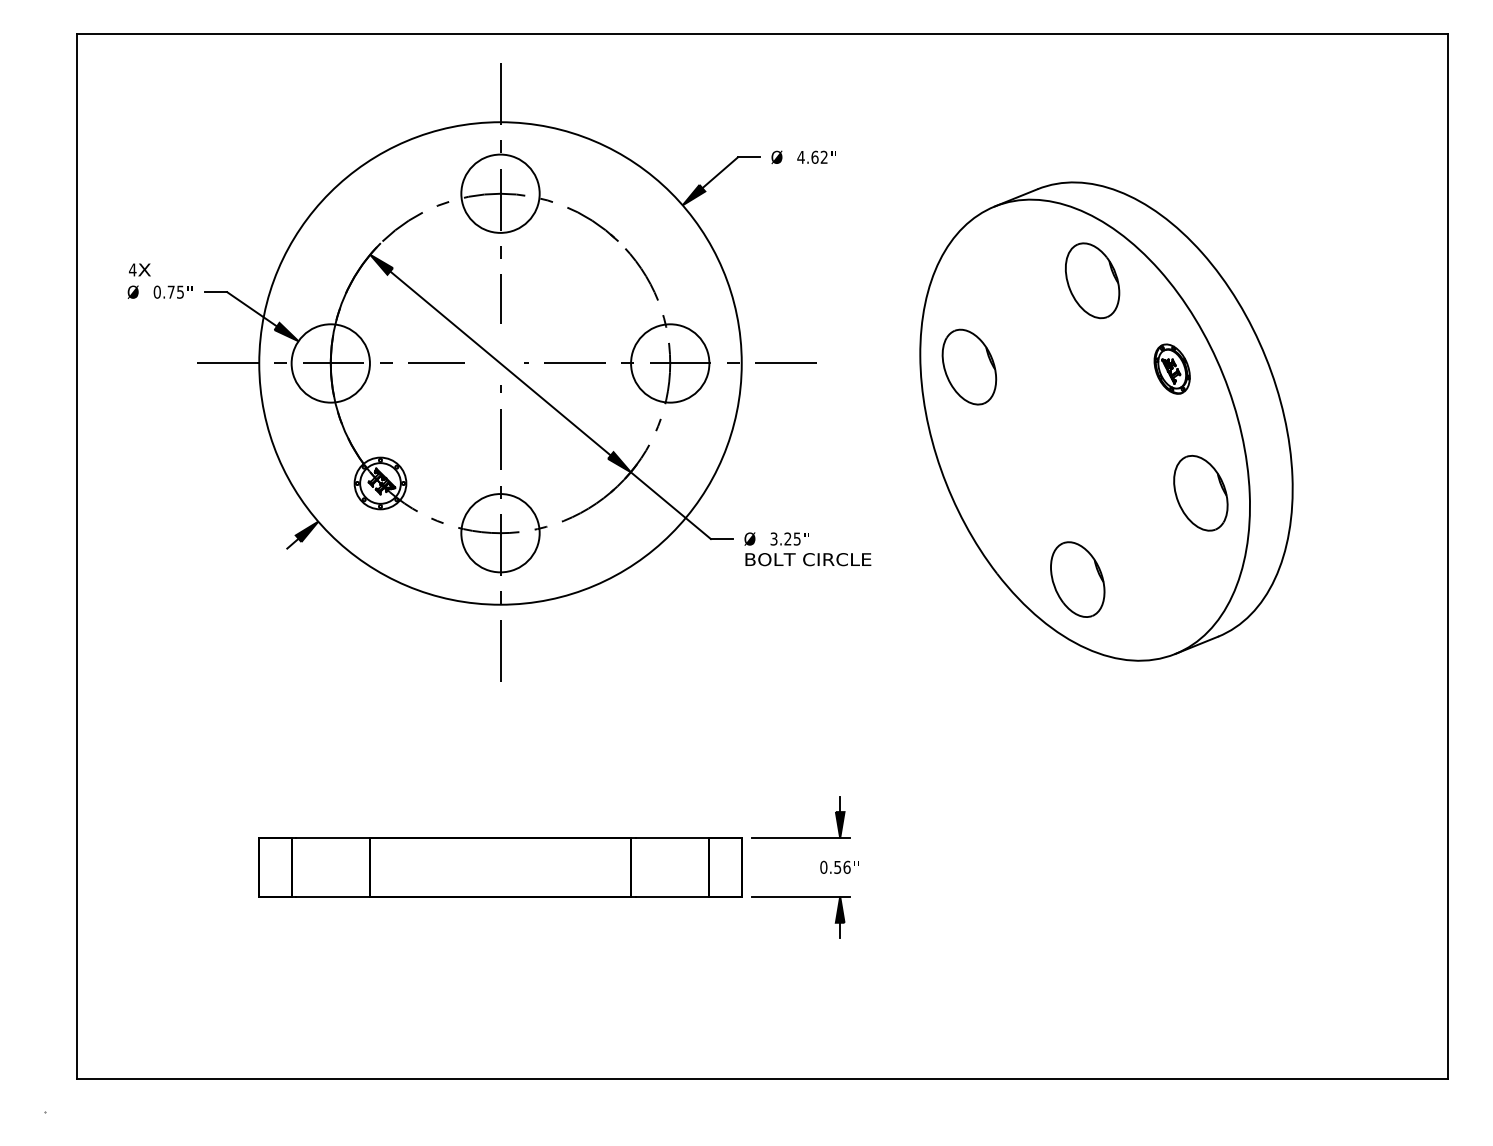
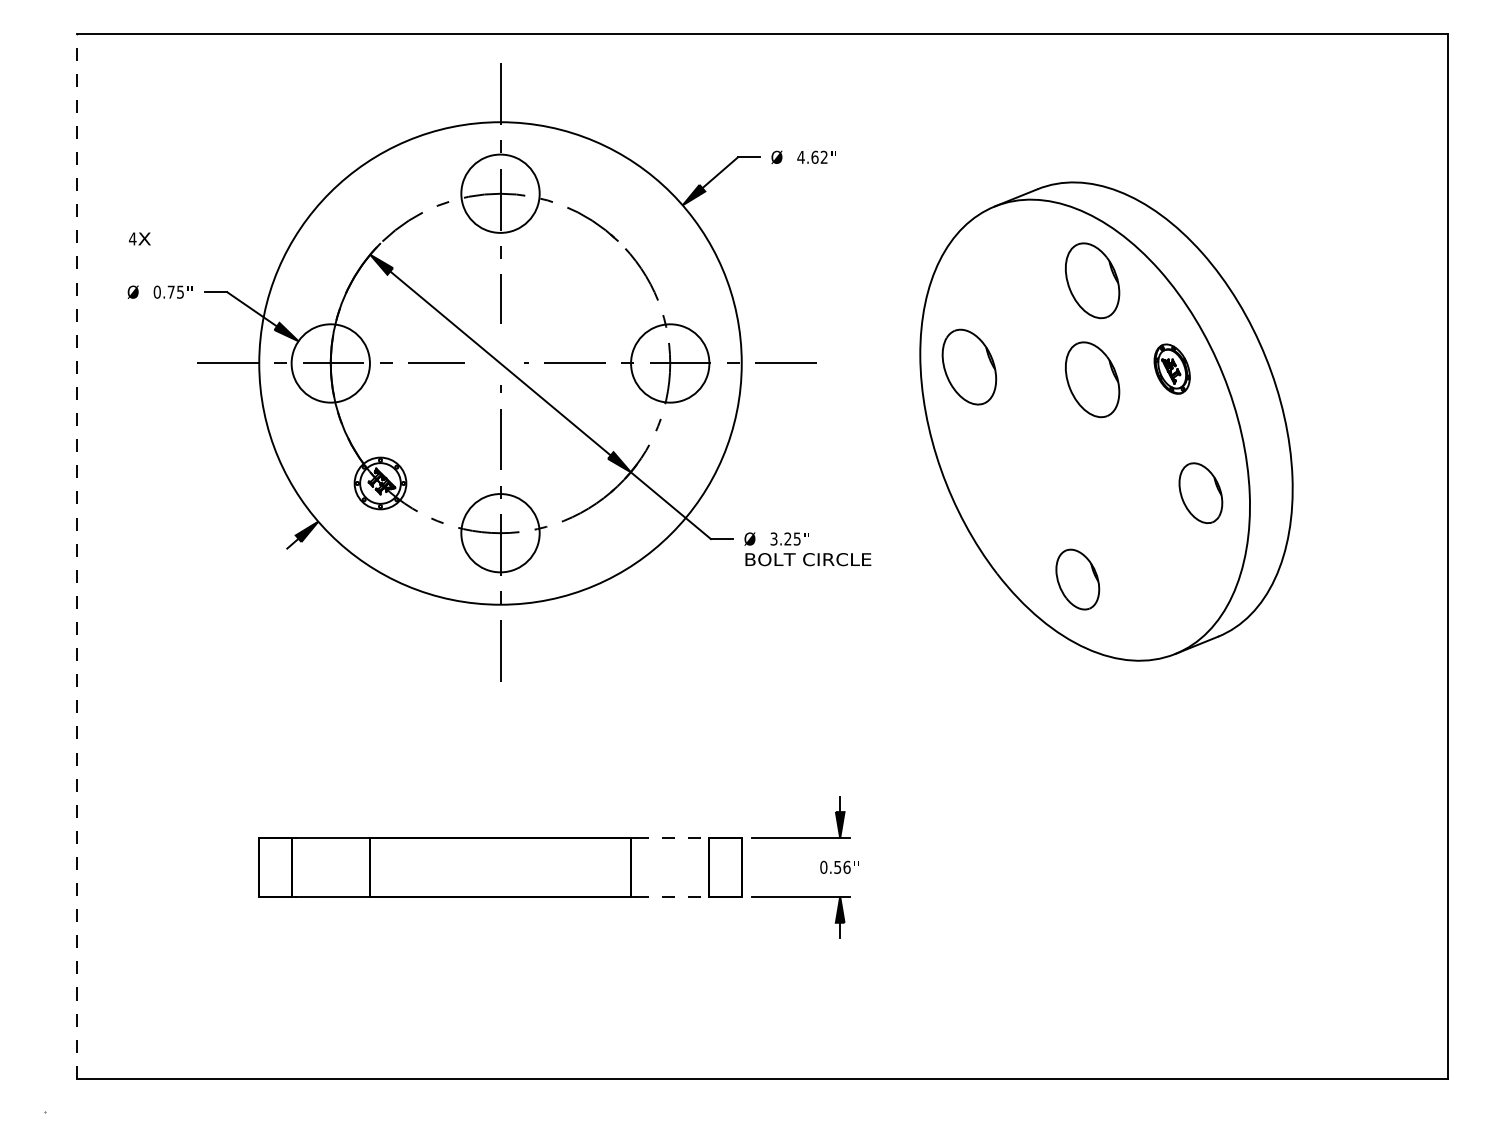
text position: (139, 269) -> (139, 238) (139, 238)
part: none -> present (1092, 379)
part size: 56x78 px -> 46x62 px (1200, 492)
line: solid -> dashed (77, 556)
part size: 56x77 px -> 46x63 px (1077, 579)
line: solid -> dashed (672, 838)
line: solid -> dashed (672, 896)
